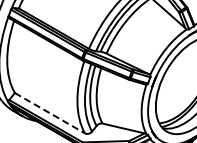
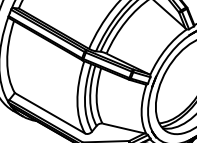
line: dashed -> solid (50, 113)
